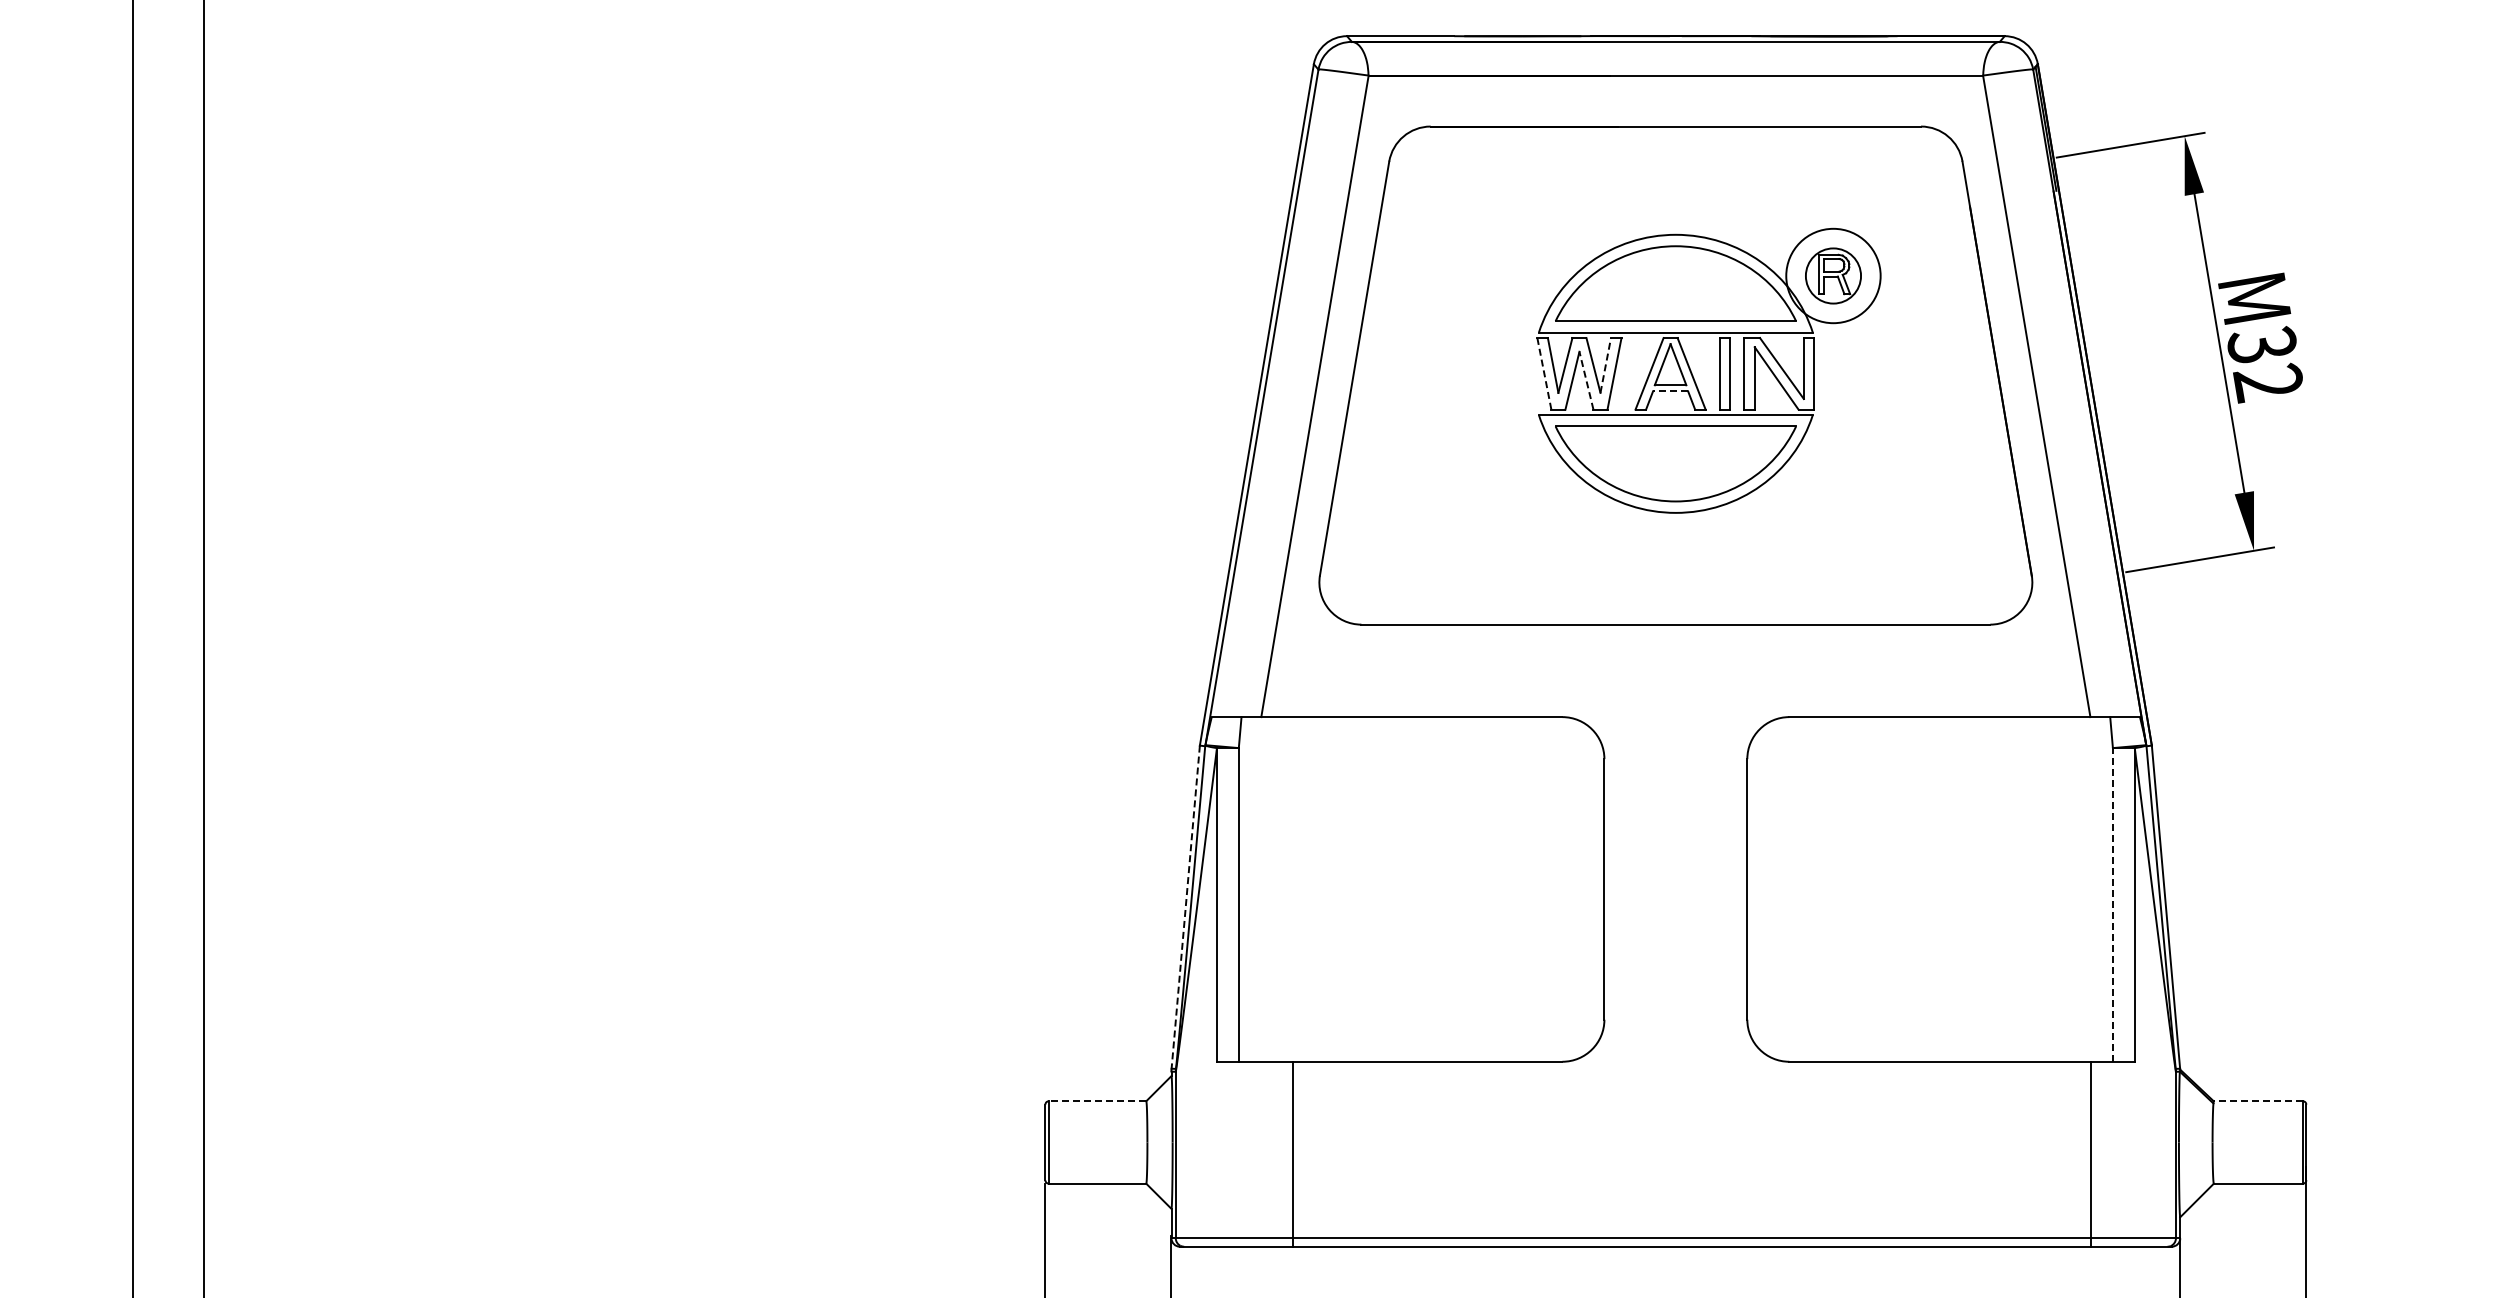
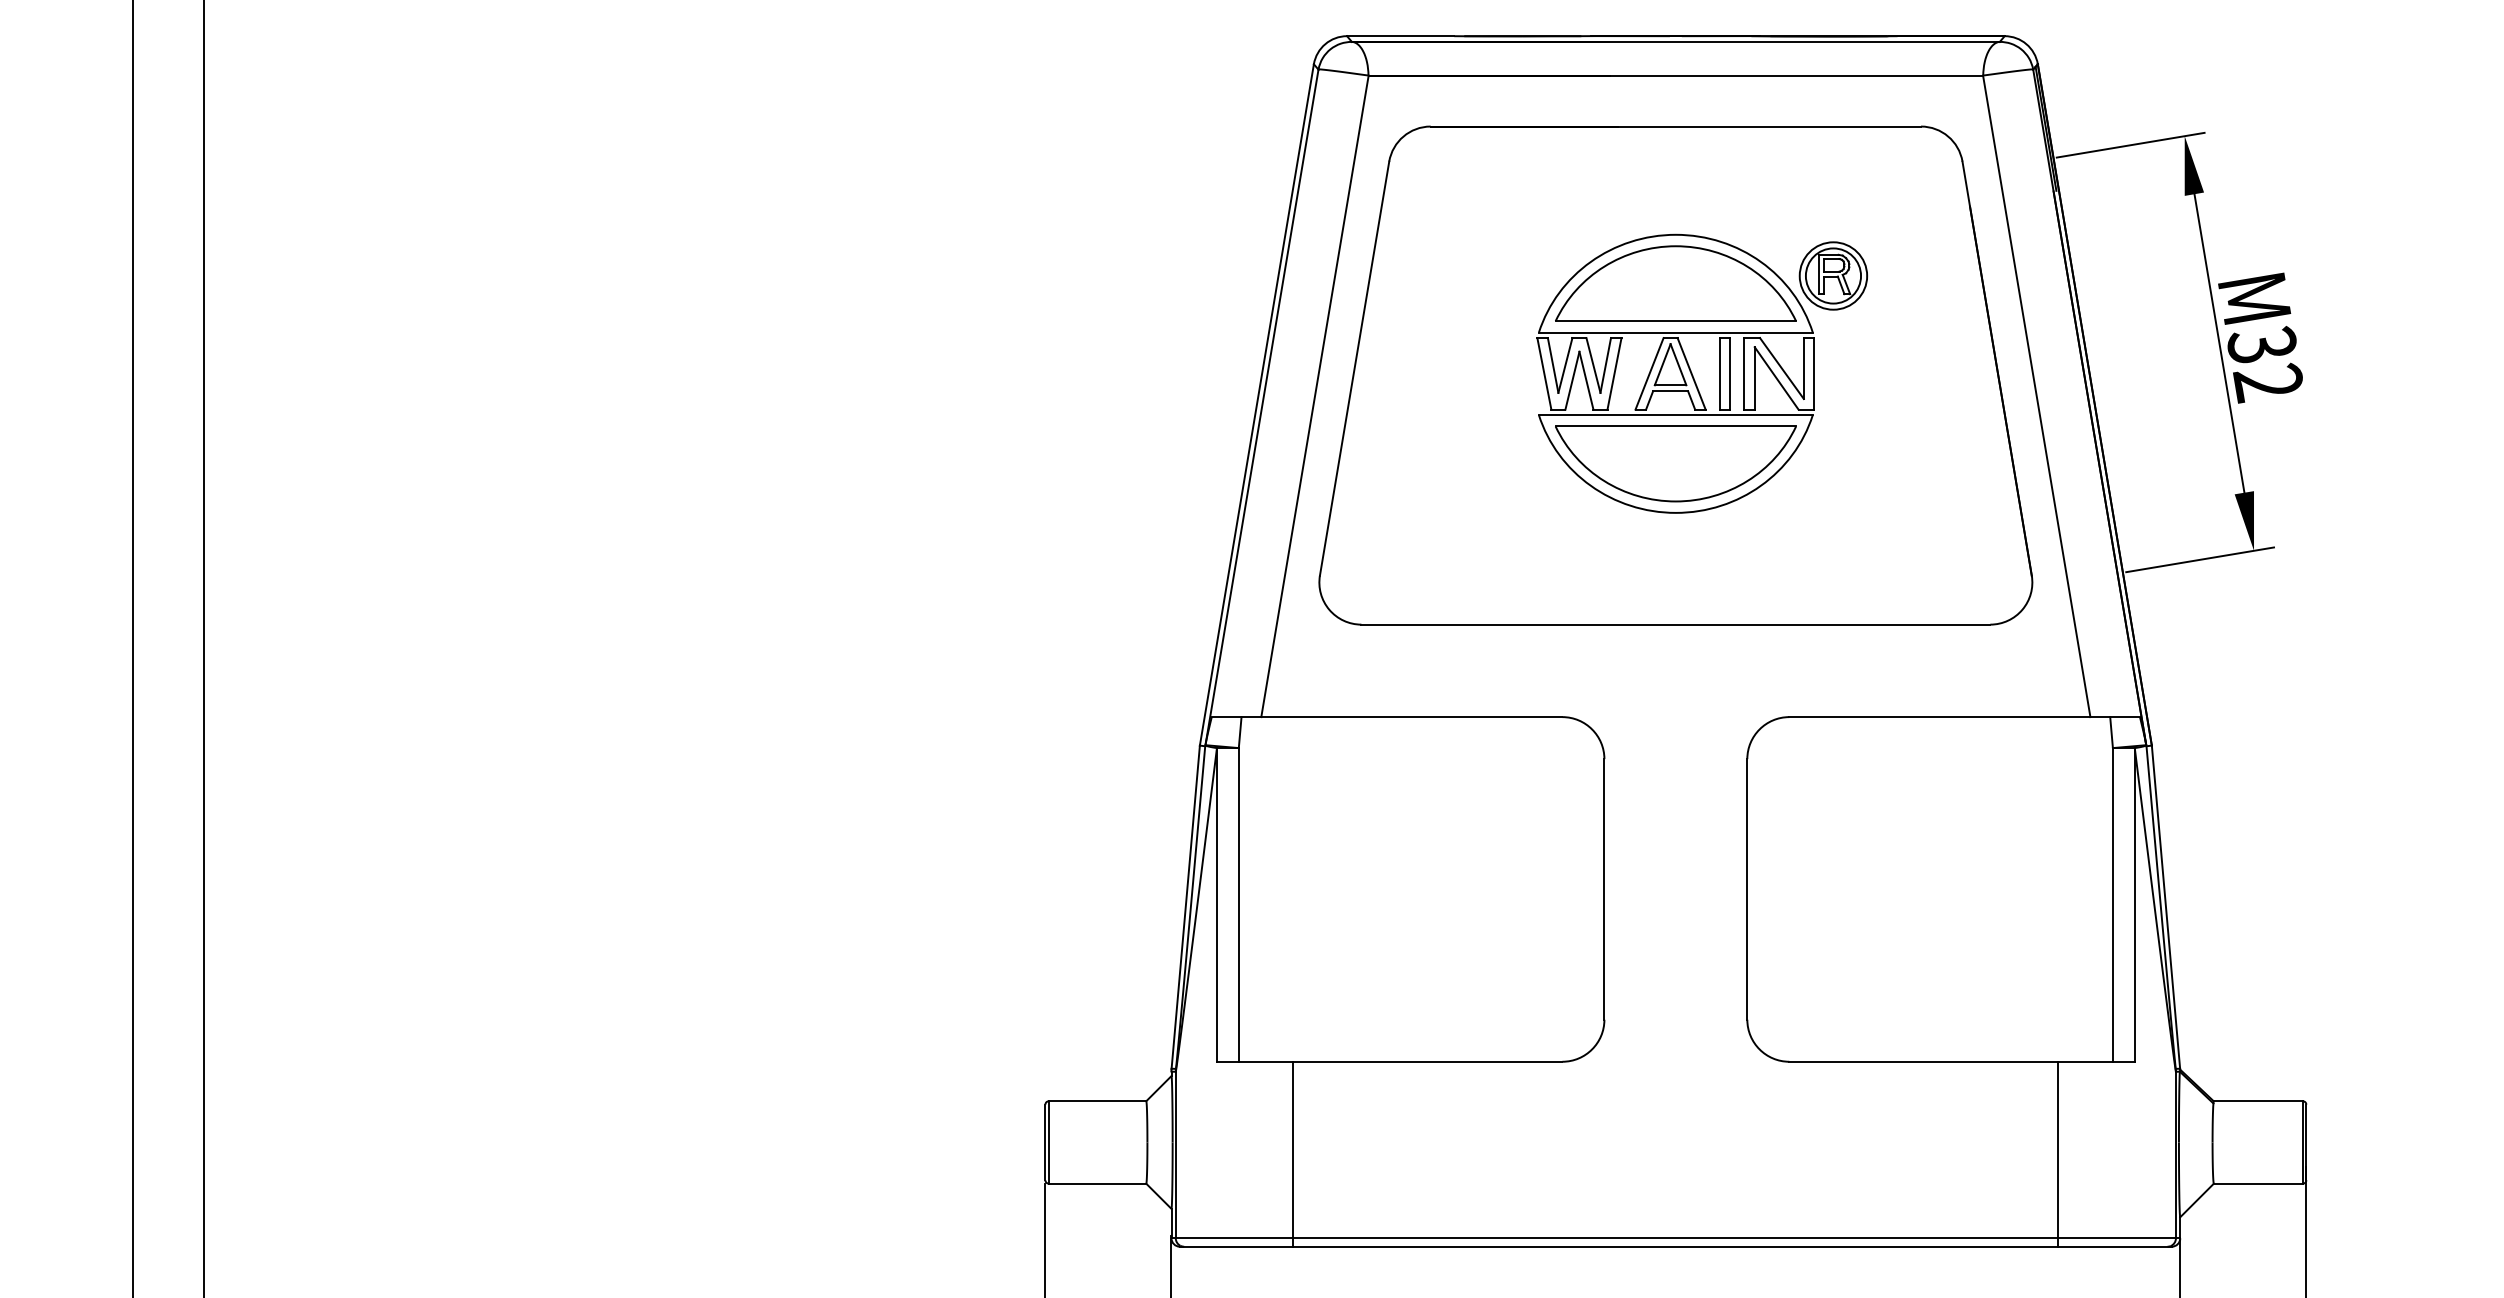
circle diameter: 94 px -> 67 px (1833, 275)
line: dashed -> solid (1605, 365)
line: dashed -> solid (1544, 373)
line: dashed -> solid (1586, 380)
line: dashed -> solid (1670, 391)
line: dashed -> solid (2112, 904)
line: dashed -> solid (1185, 907)
line: dashed -> solid (1097, 1101)
line: dashed -> solid (2258, 1101)
line position: (2091, 1153) -> (2058, 1153) (2058, 1153)
